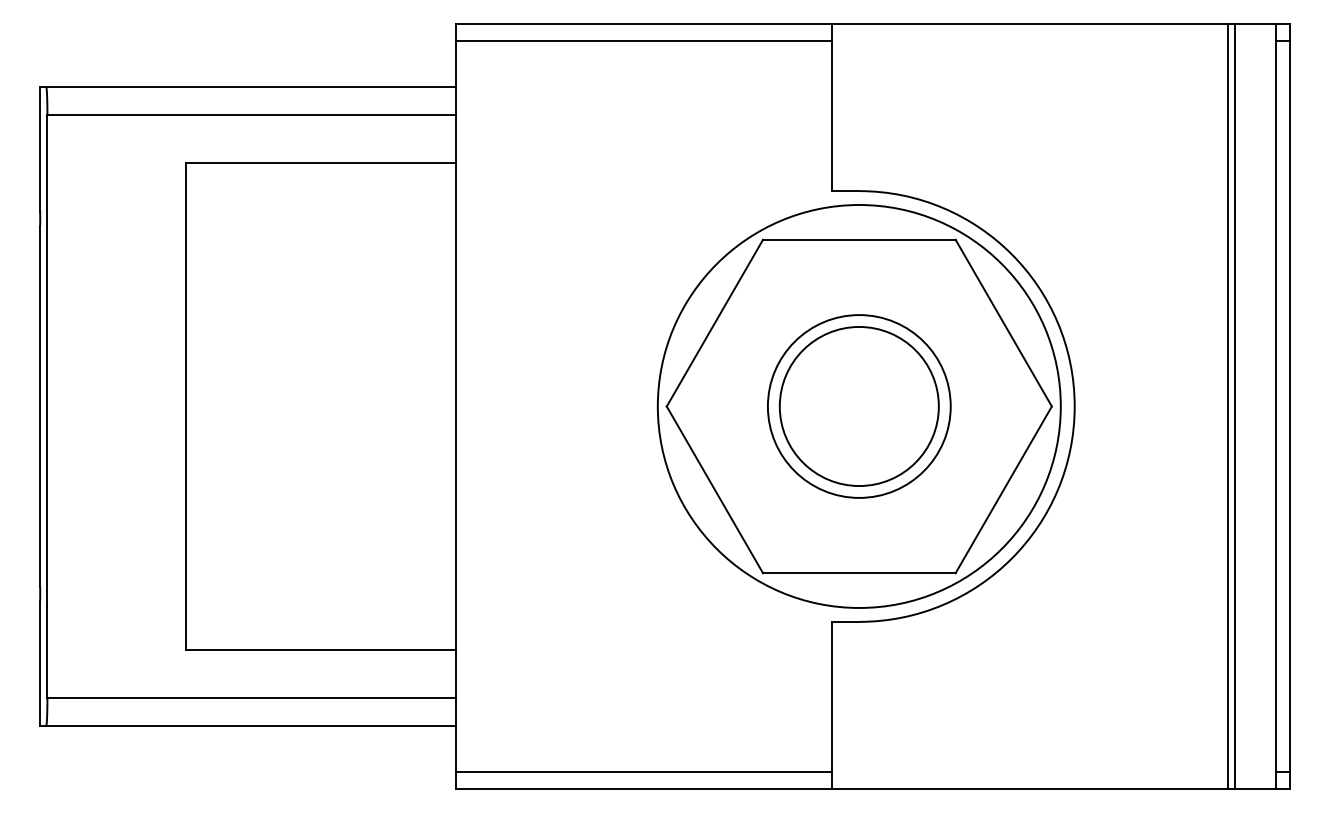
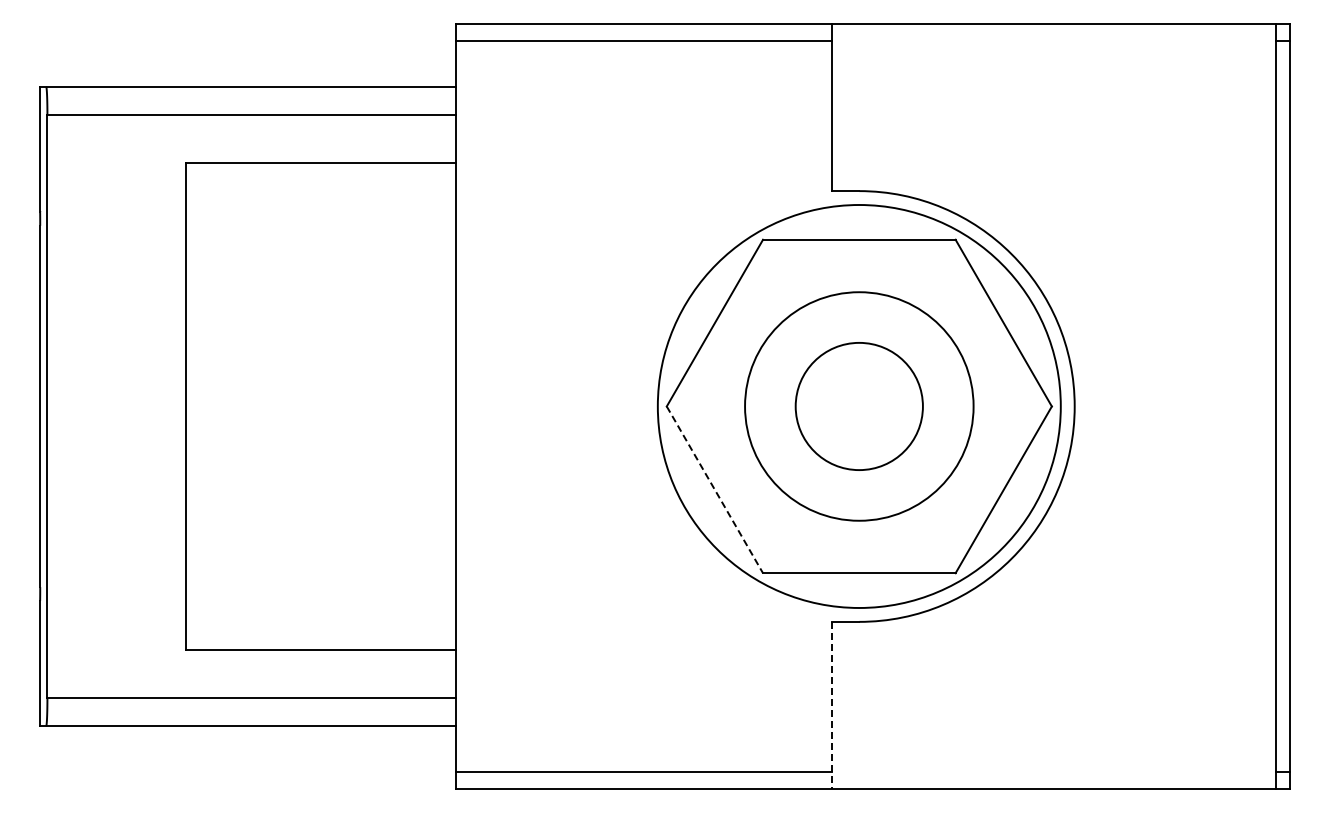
circle diameter: 159 px -> 127 px (858, 406)
circle diameter: 183 px -> 229 px (859, 406)
line: present -> none (1227, 406)
line: present -> none (1234, 406)
line: solid -> dashed (715, 490)
line: solid -> dashed (831, 705)
